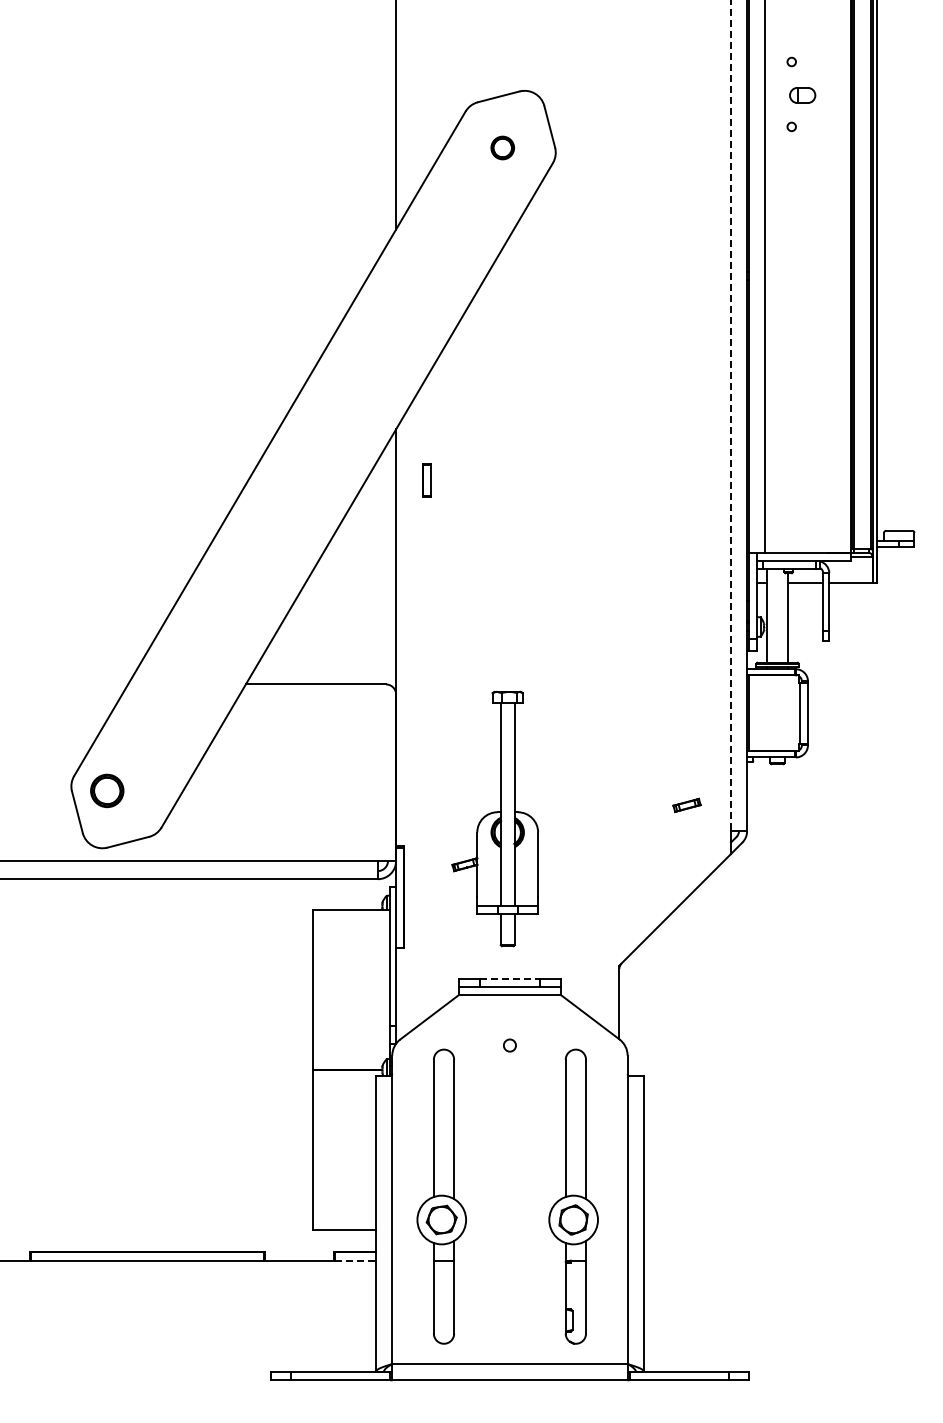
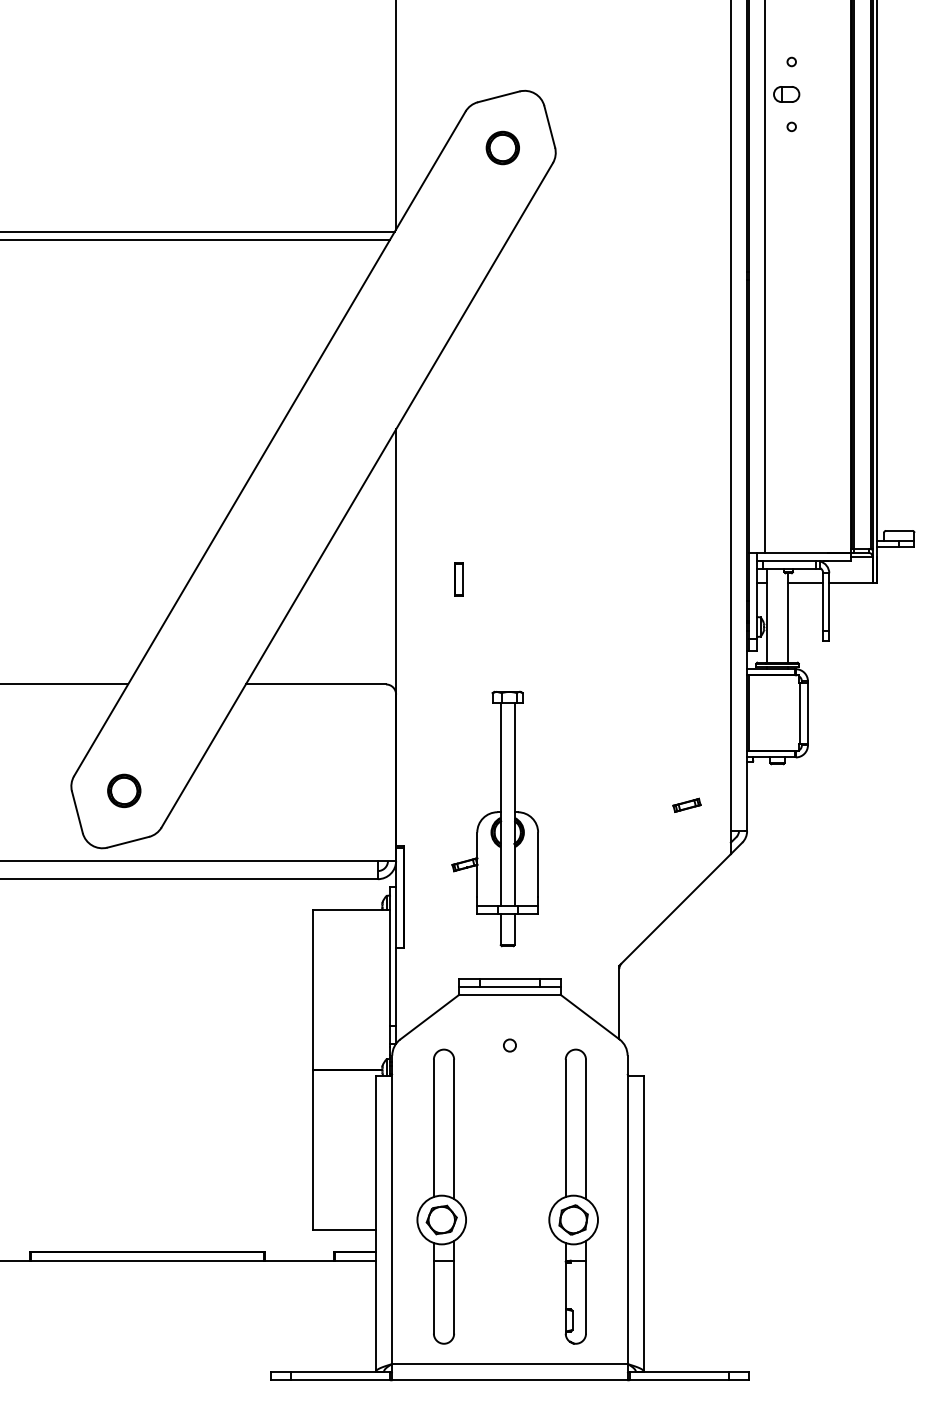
part position: (802, 95) -> (786, 94) (786, 94)
part size: 25x26 px -> 35x36 px (502, 147)
line: none -> present (198, 232)
line: none -> present (195, 240)
line: dashed -> solid (730, 416)
part position: (426, 480) -> (458, 579) (458, 579)
line: none -> present (65, 684)
part position: (107, 790) -> (124, 790) (124, 790)
line: dashed -> solid (510, 978)
line: dashed -> solid (356, 1260)
